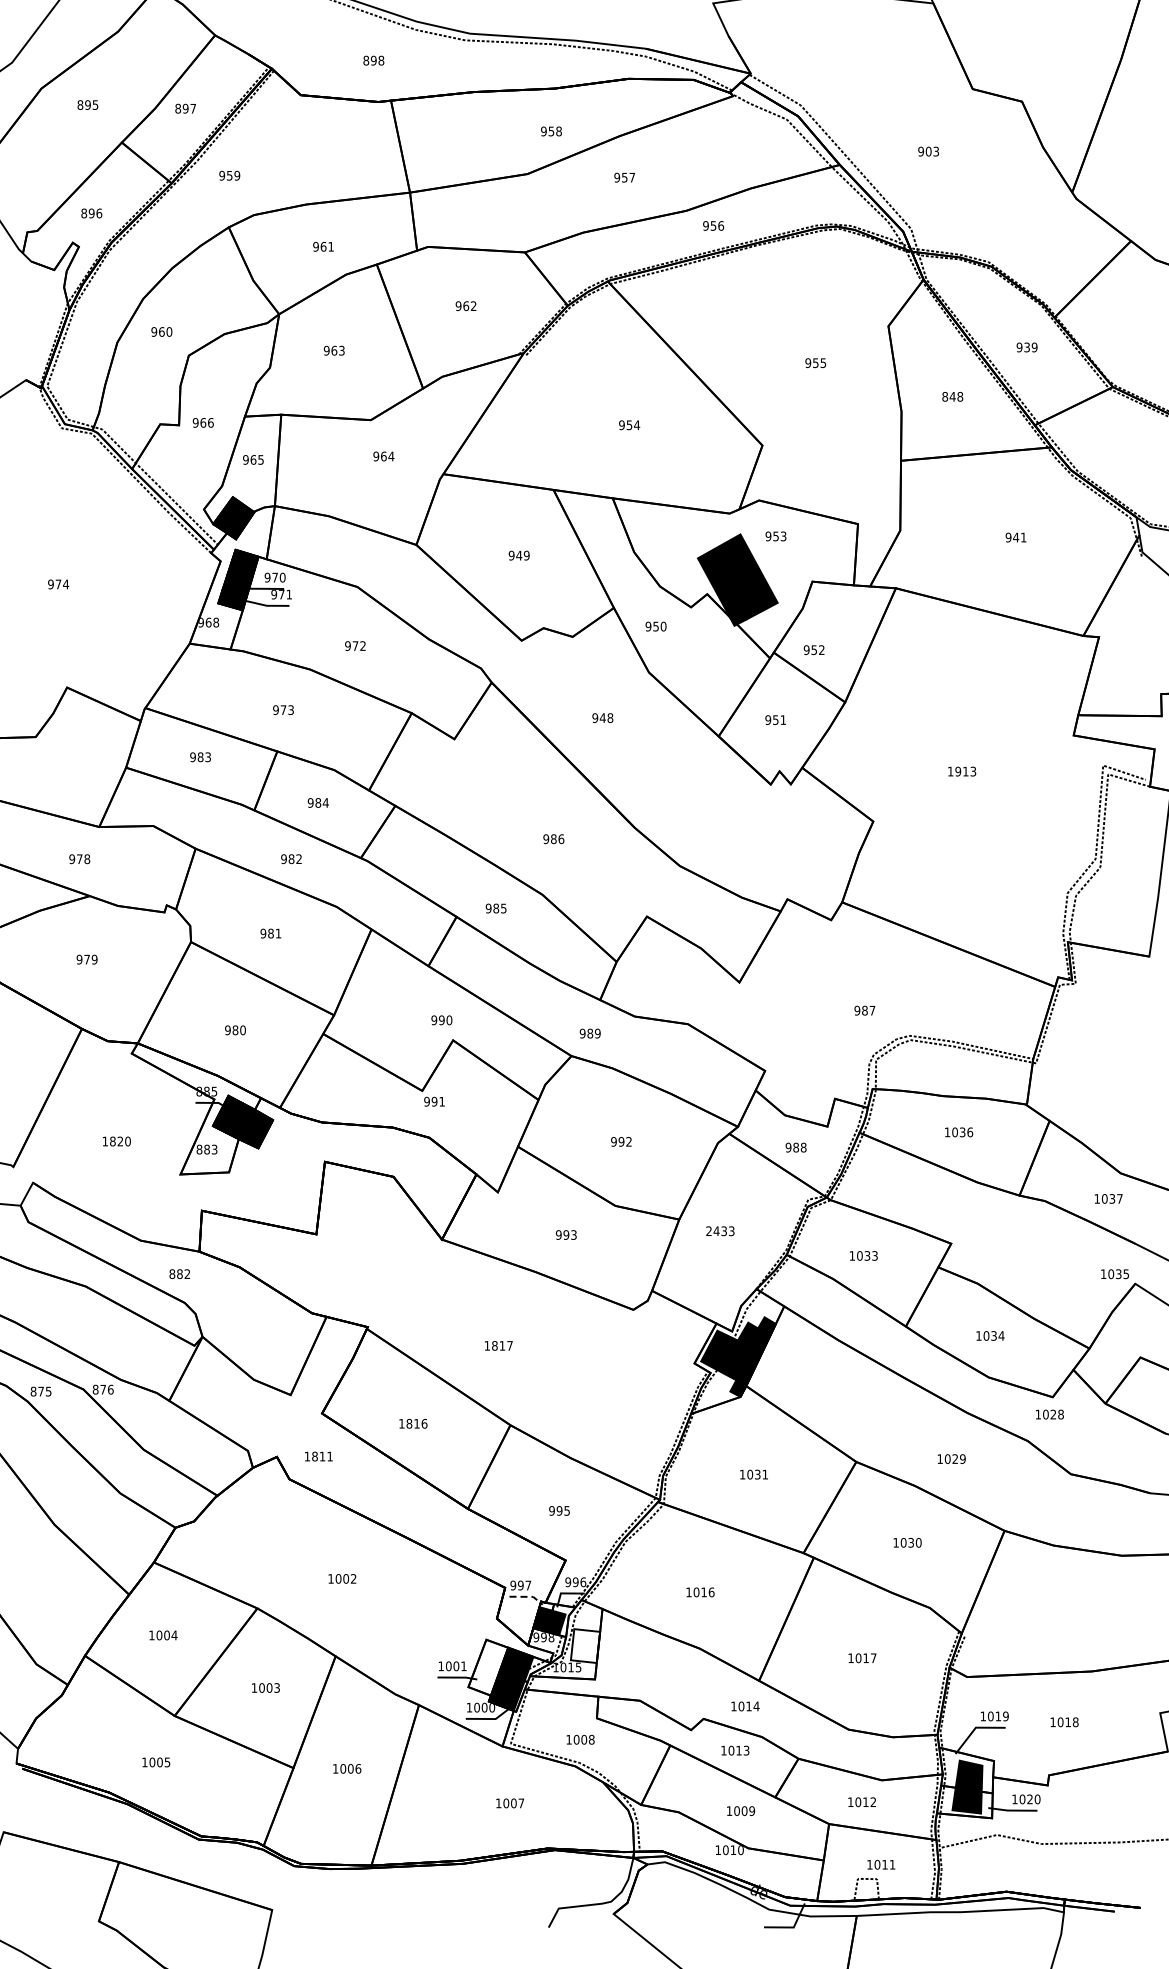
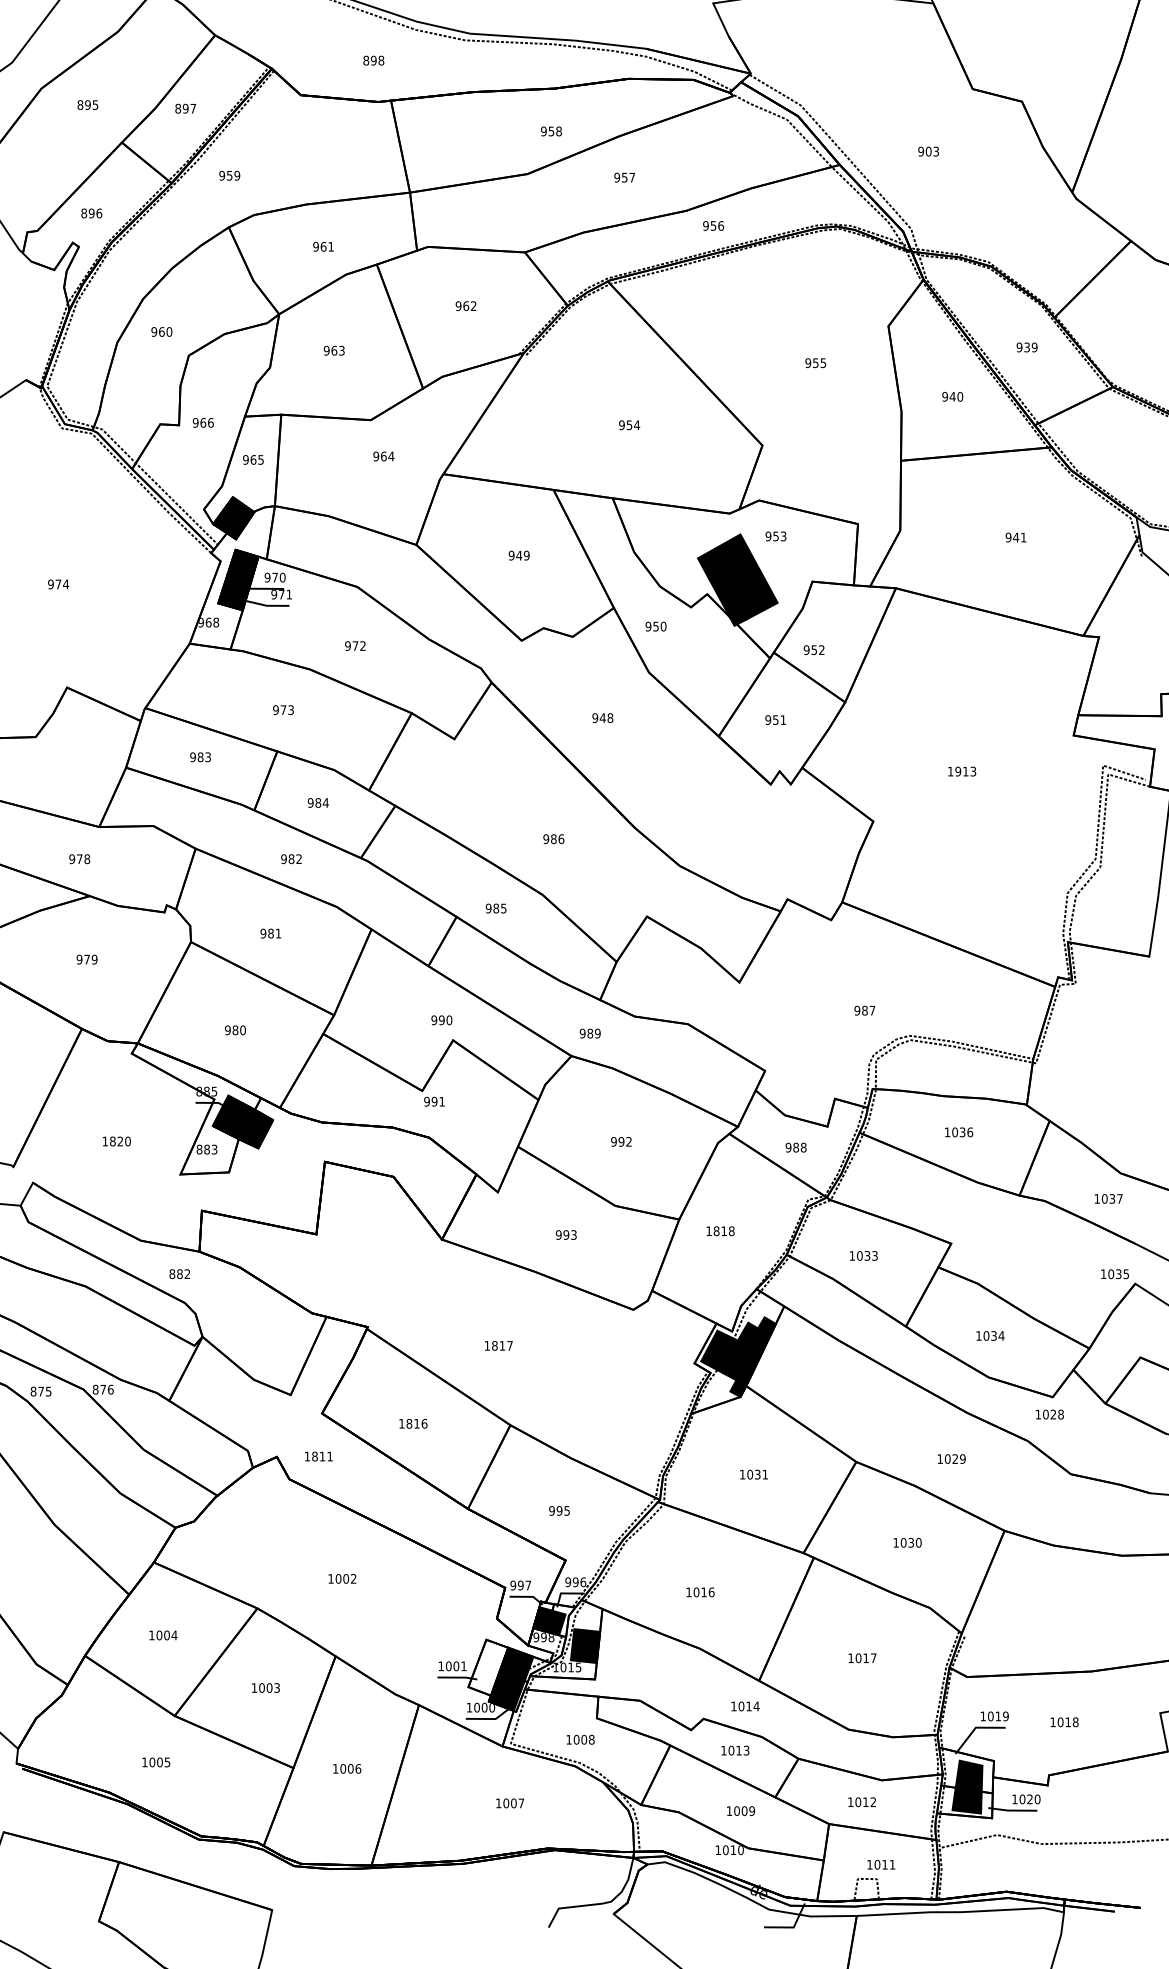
text: 848 -> 940 (952, 396)
text: 2433 -> 1818 (720, 1231)
line: dashed -> solid (528, 1596)
fill: none -> present (585, 1646)
